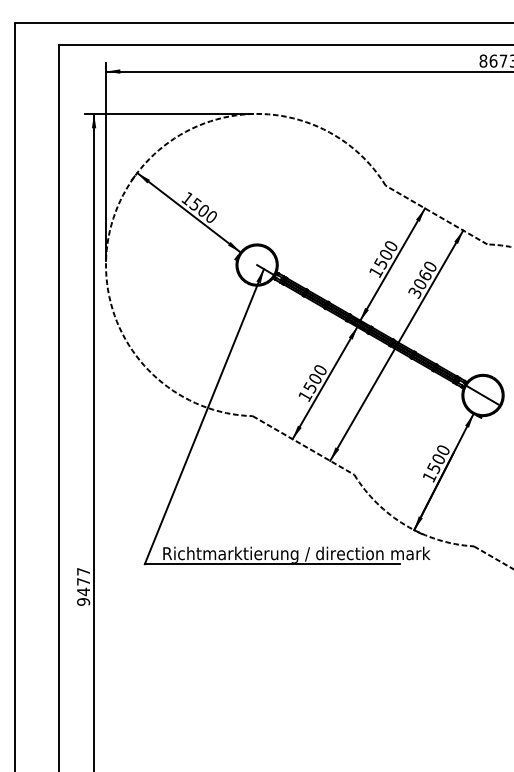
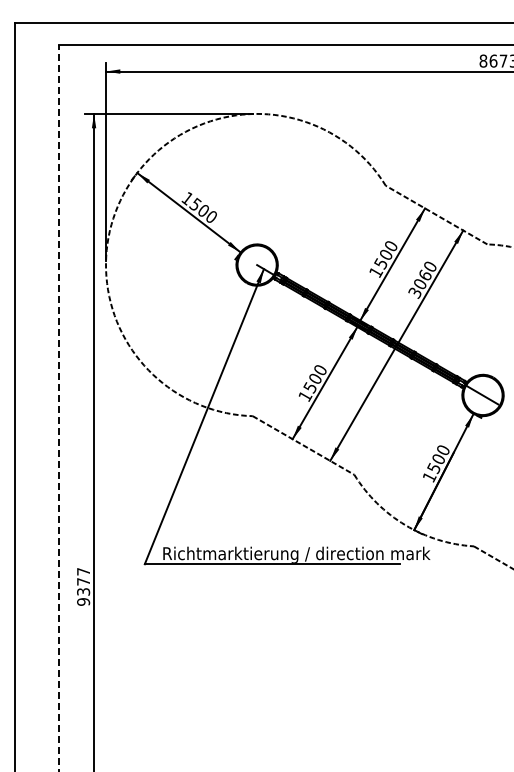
line: solid -> dashed (58, 407)
text: 9477 -> 9377 (83, 591)
